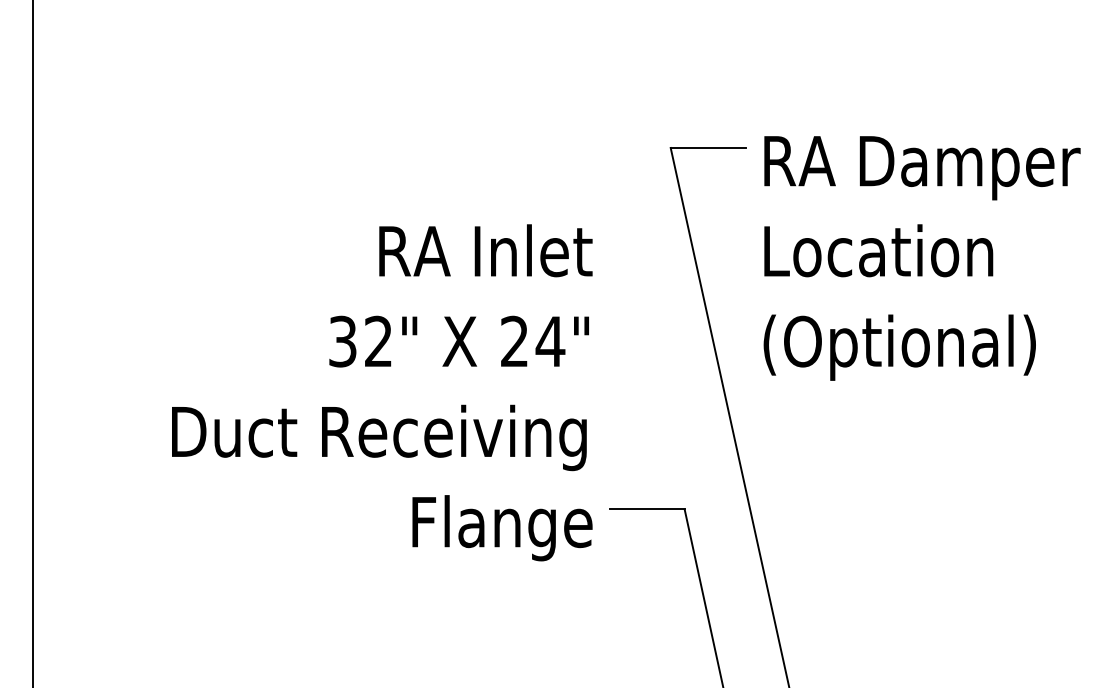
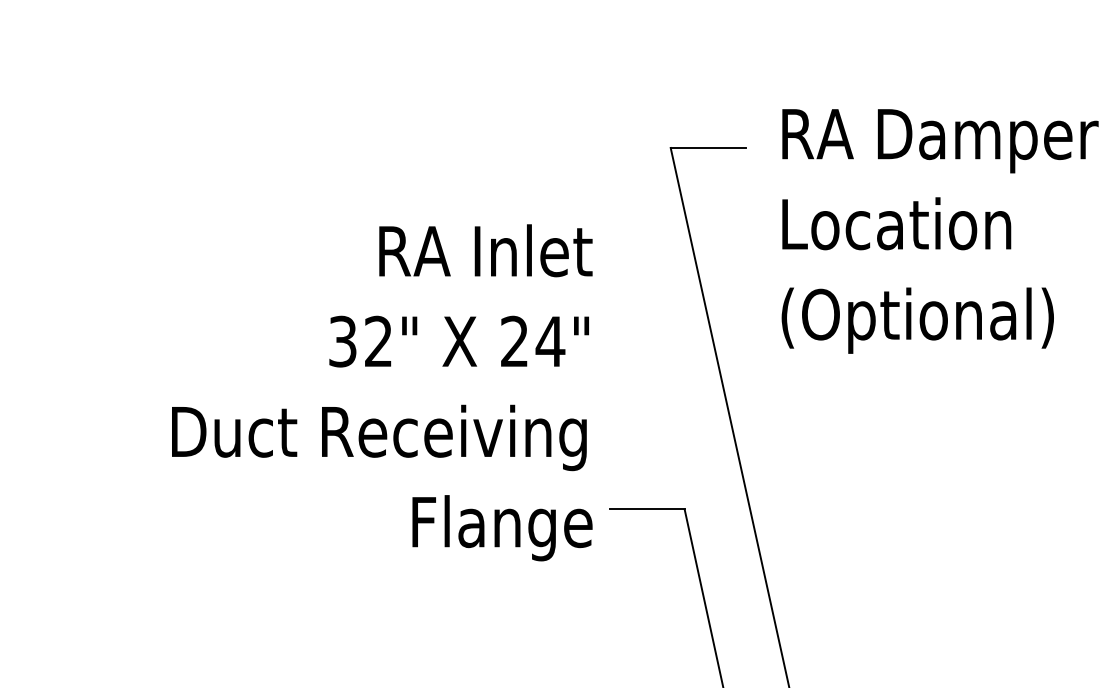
text position: (921, 258) -> (939, 231) (939, 231)
line: present -> none (33, 343)
